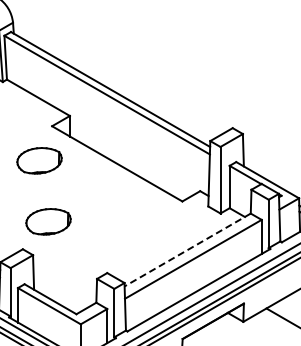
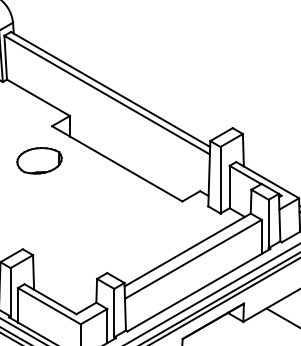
part: present -> none (48, 221)
line: dashed -> solid (187, 250)
